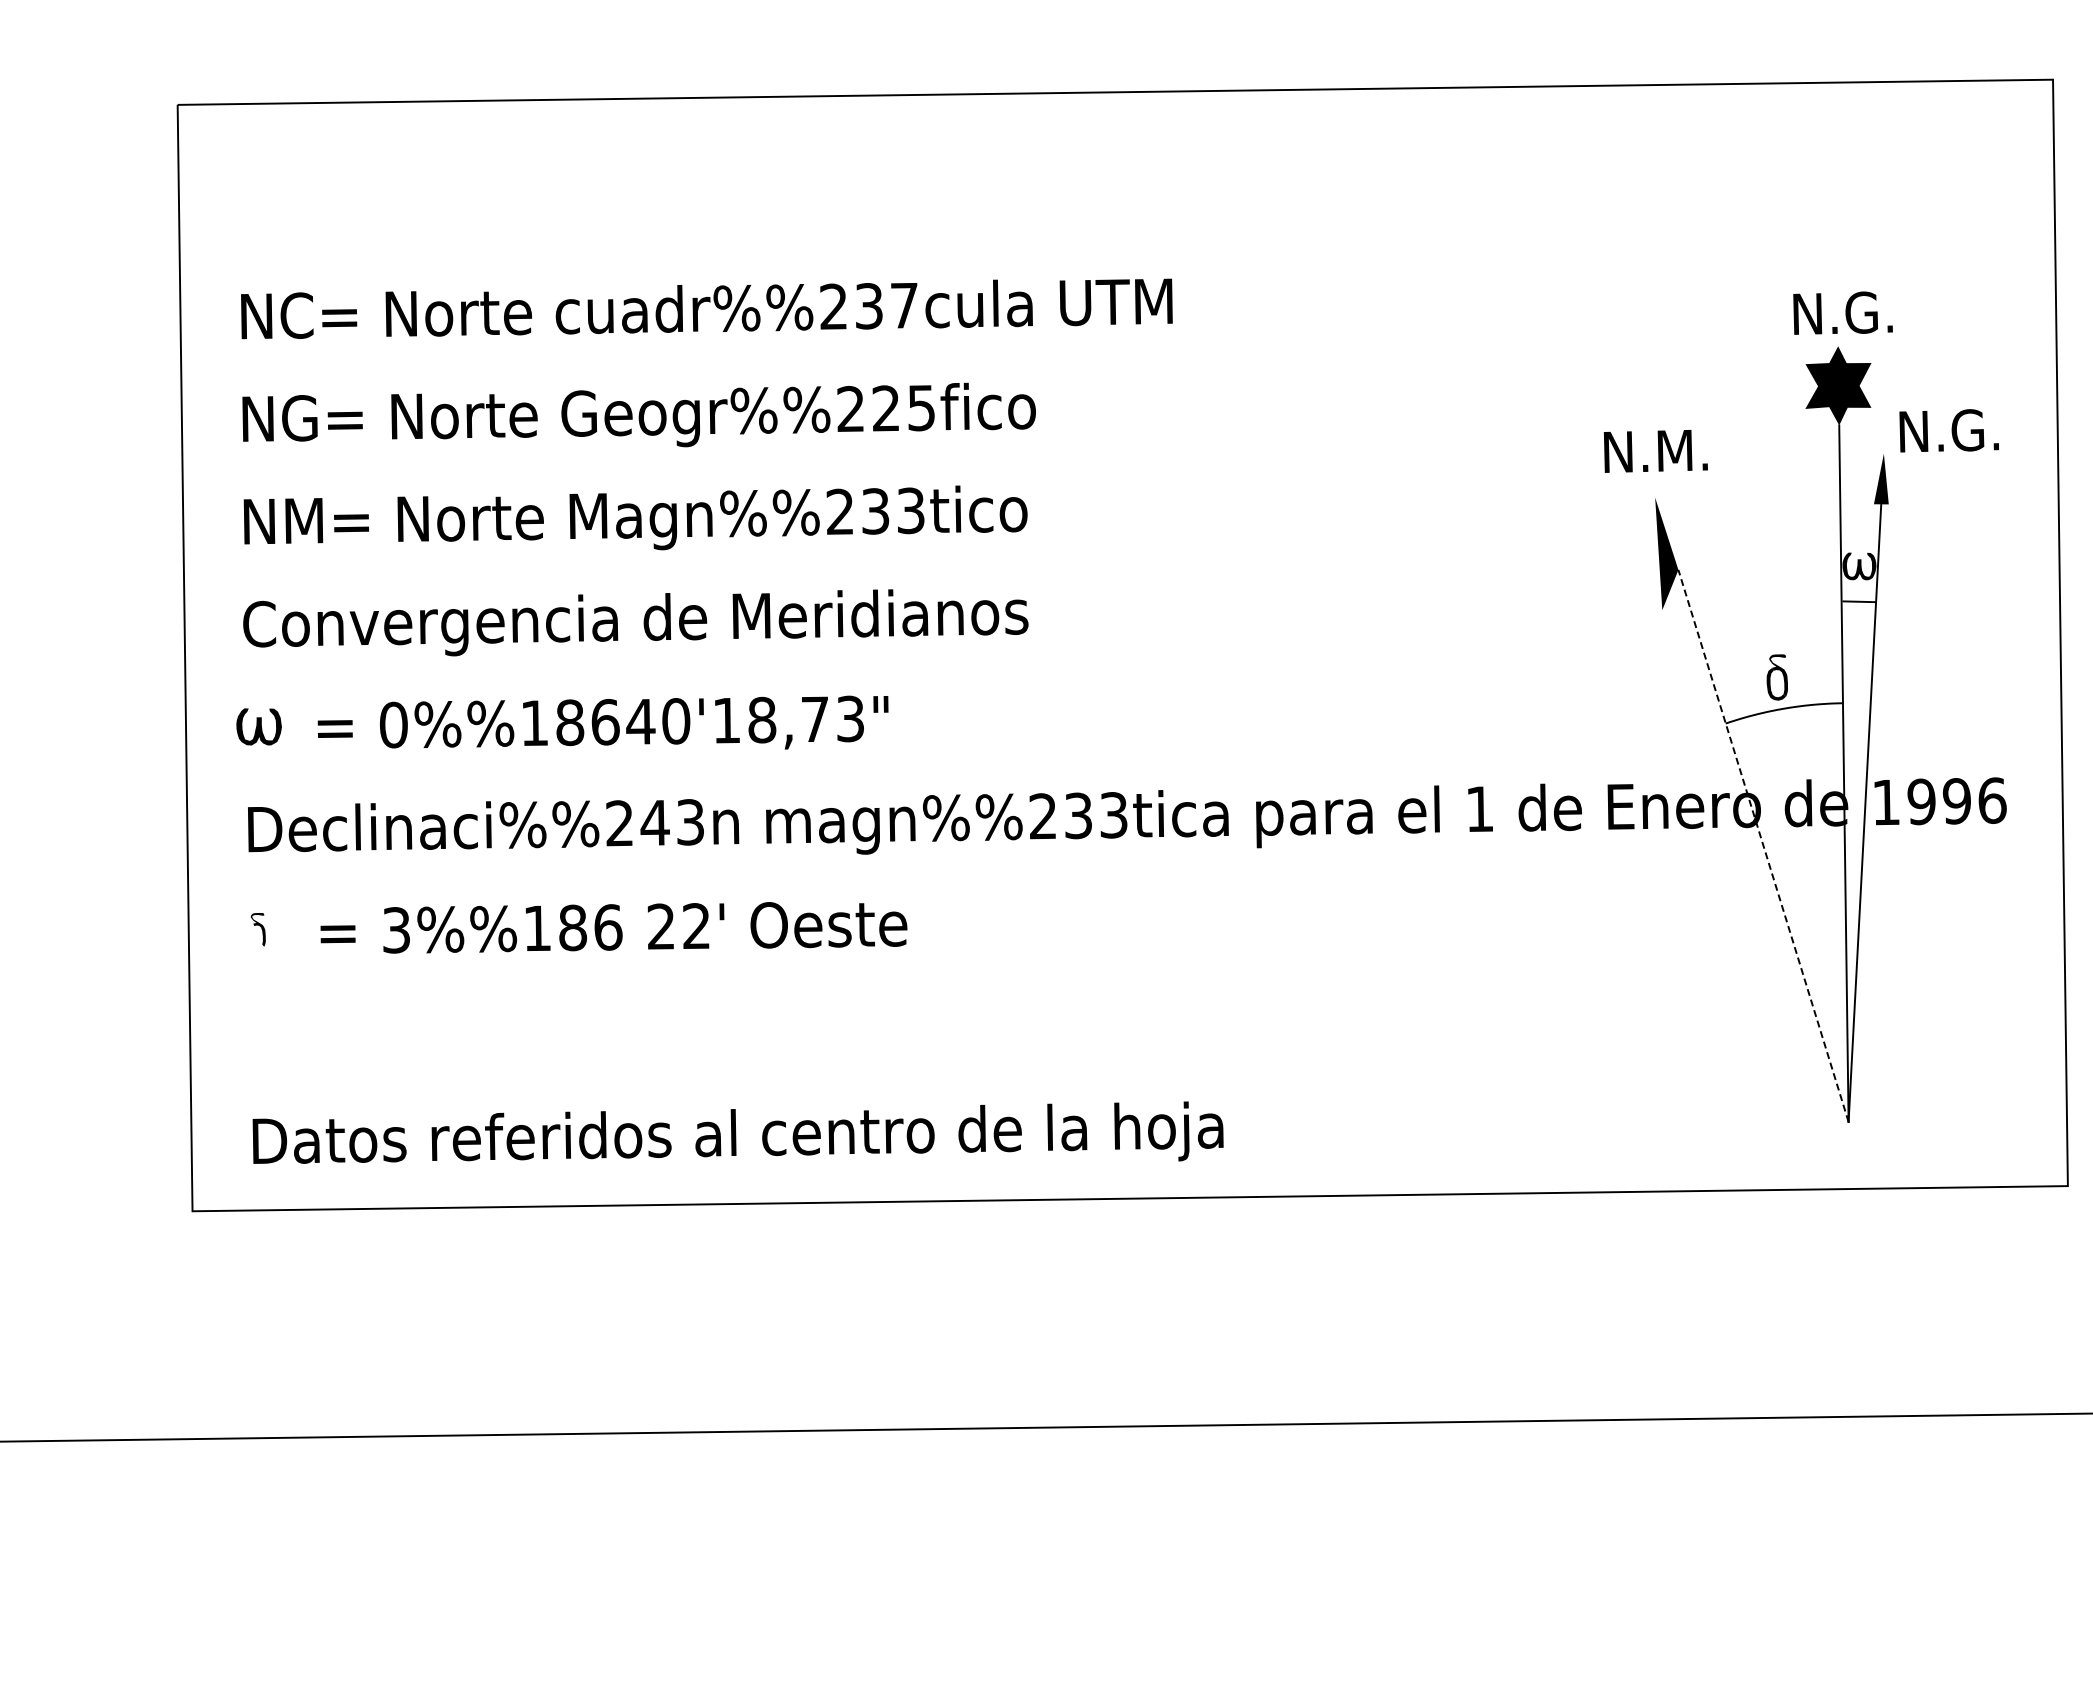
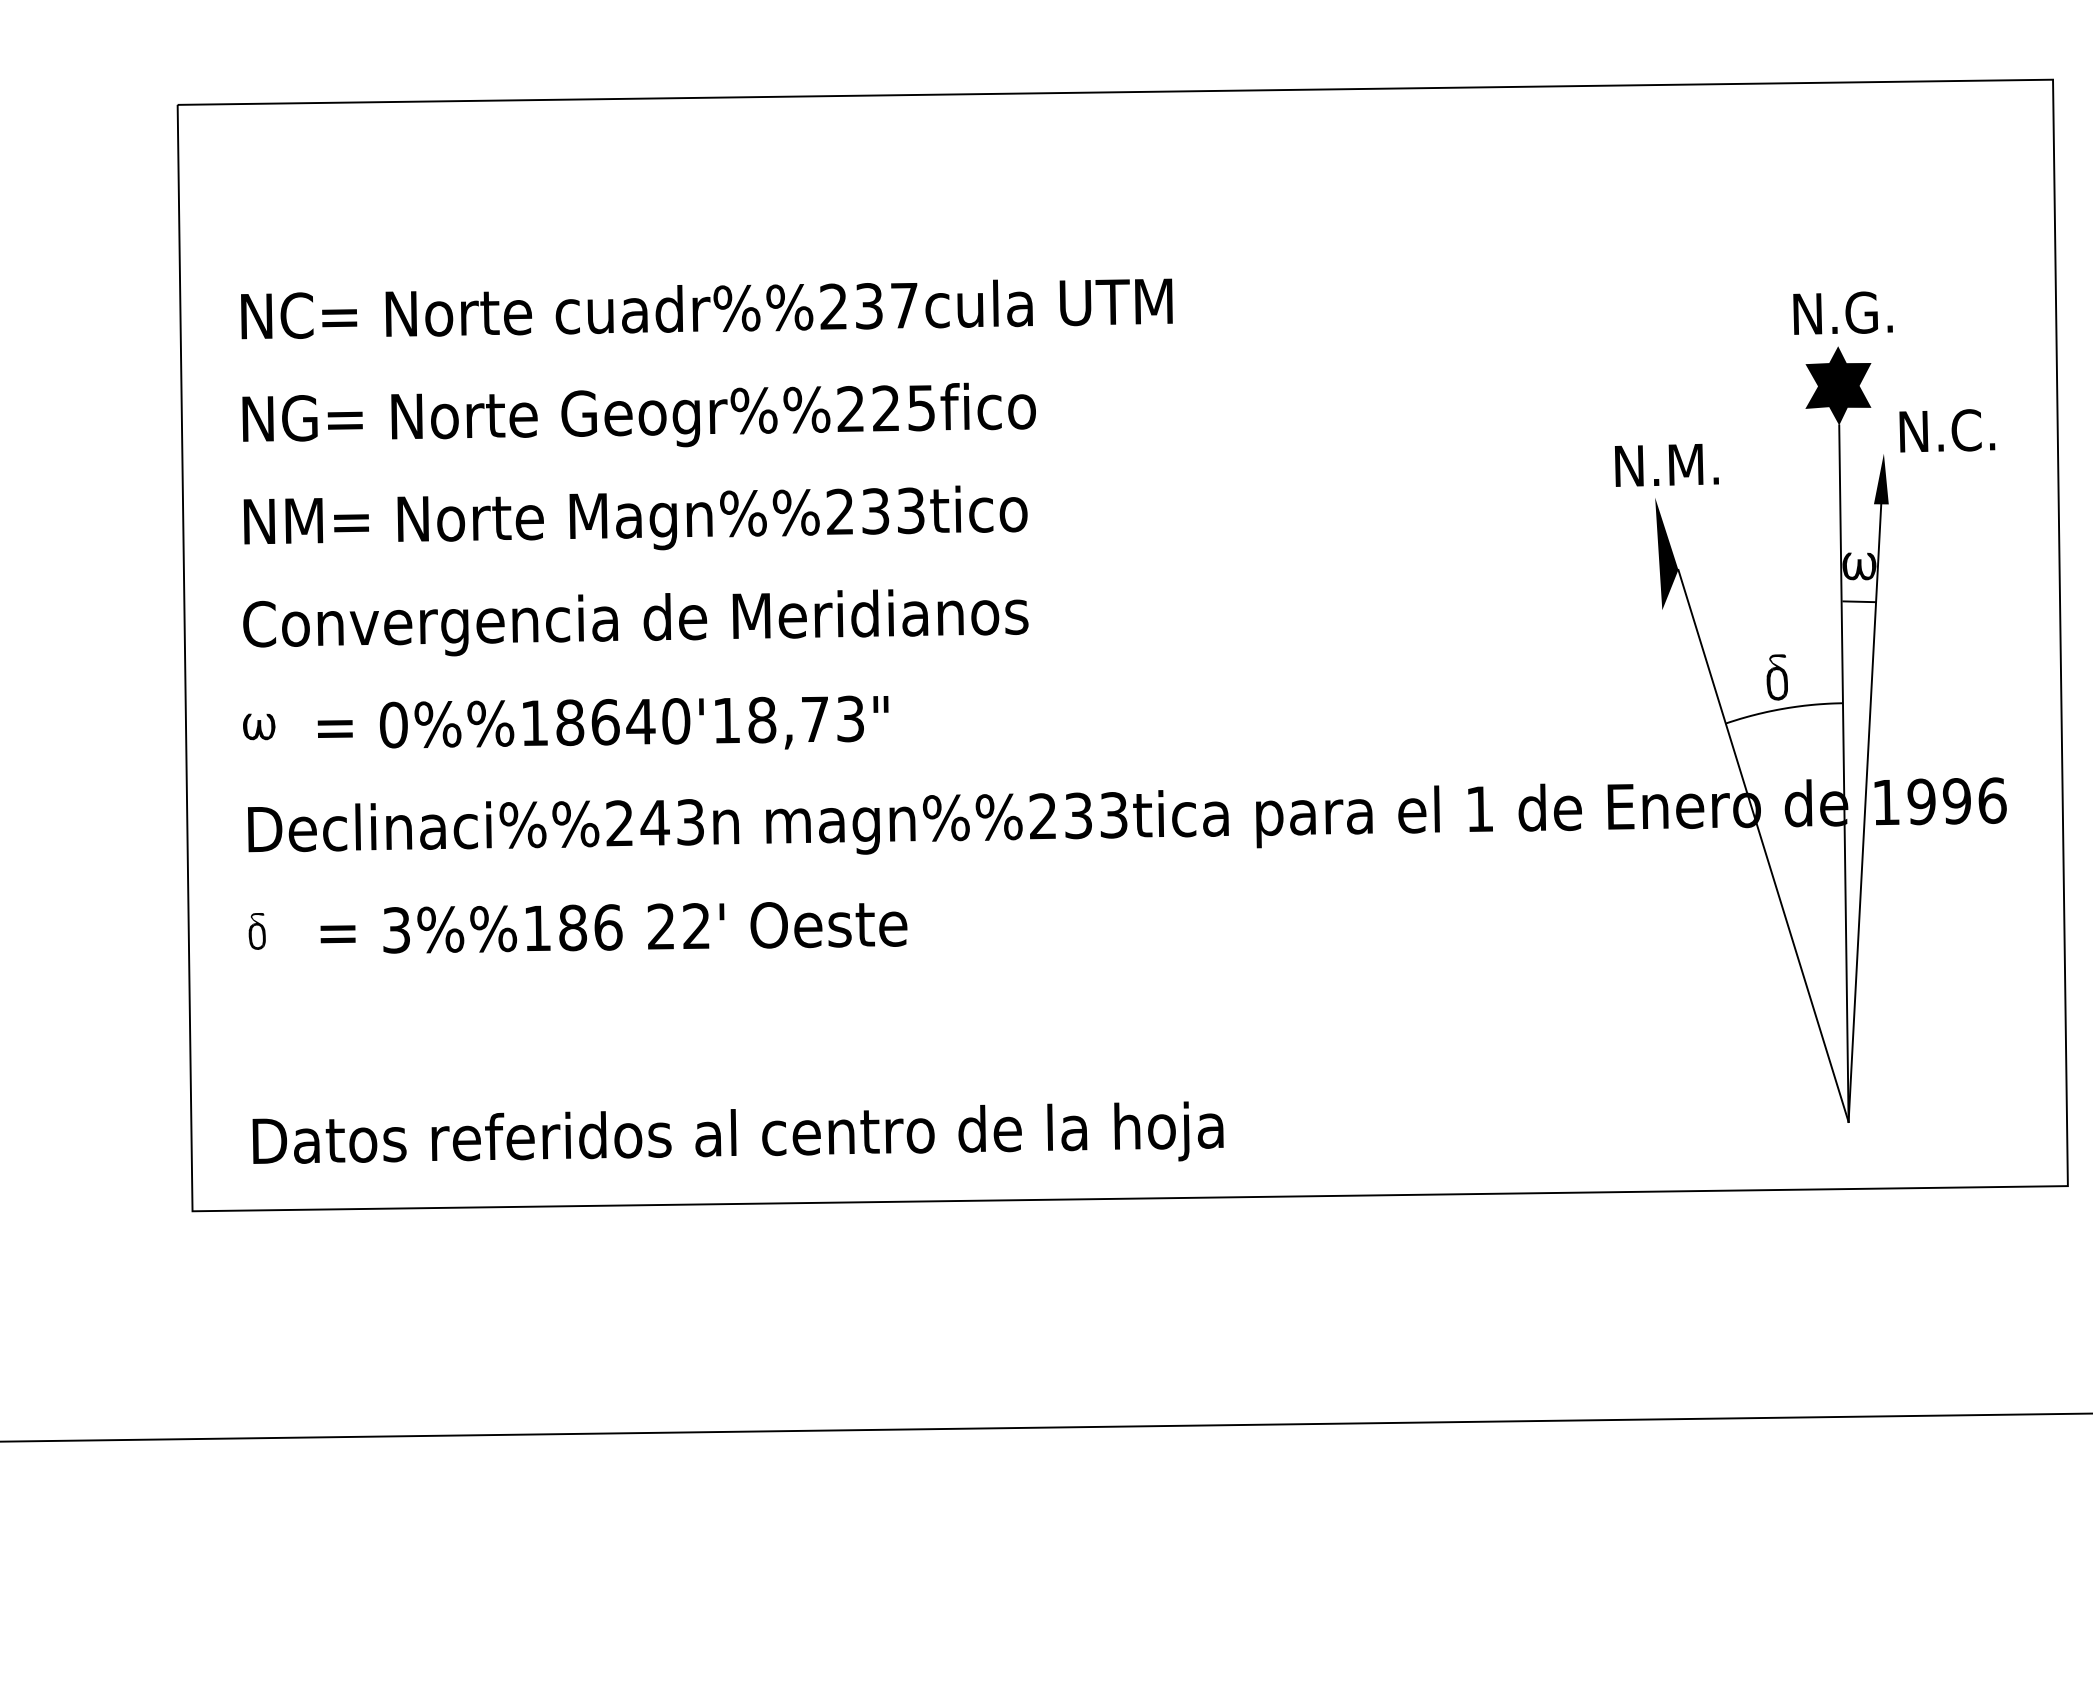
text: N.G. -> N.C. (1984, 430)
text position: (1655, 451) -> (1666, 465) (1666, 465)
part size: 46x38 px -> 33x28 px (259, 726)
line: dashed -> solid (1763, 845)
fill: none -> present (256, 936)
